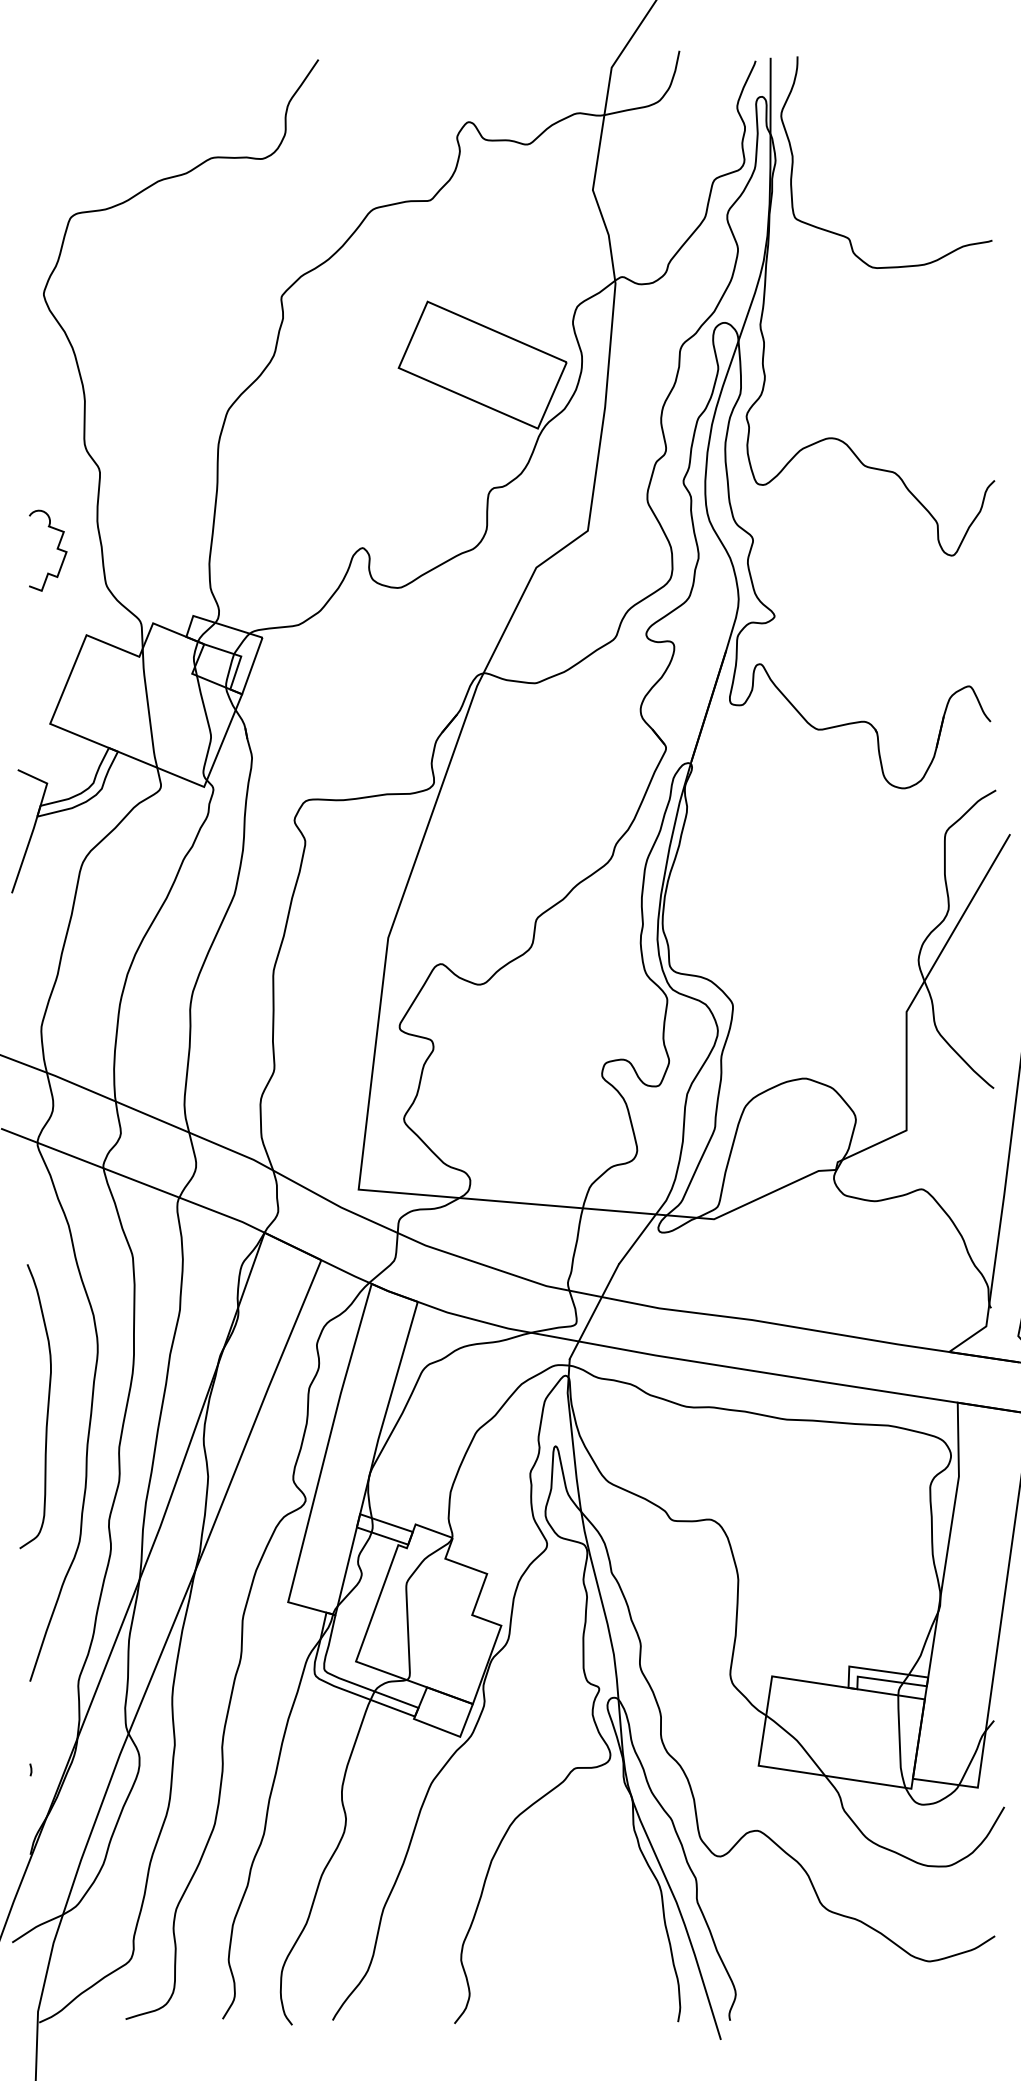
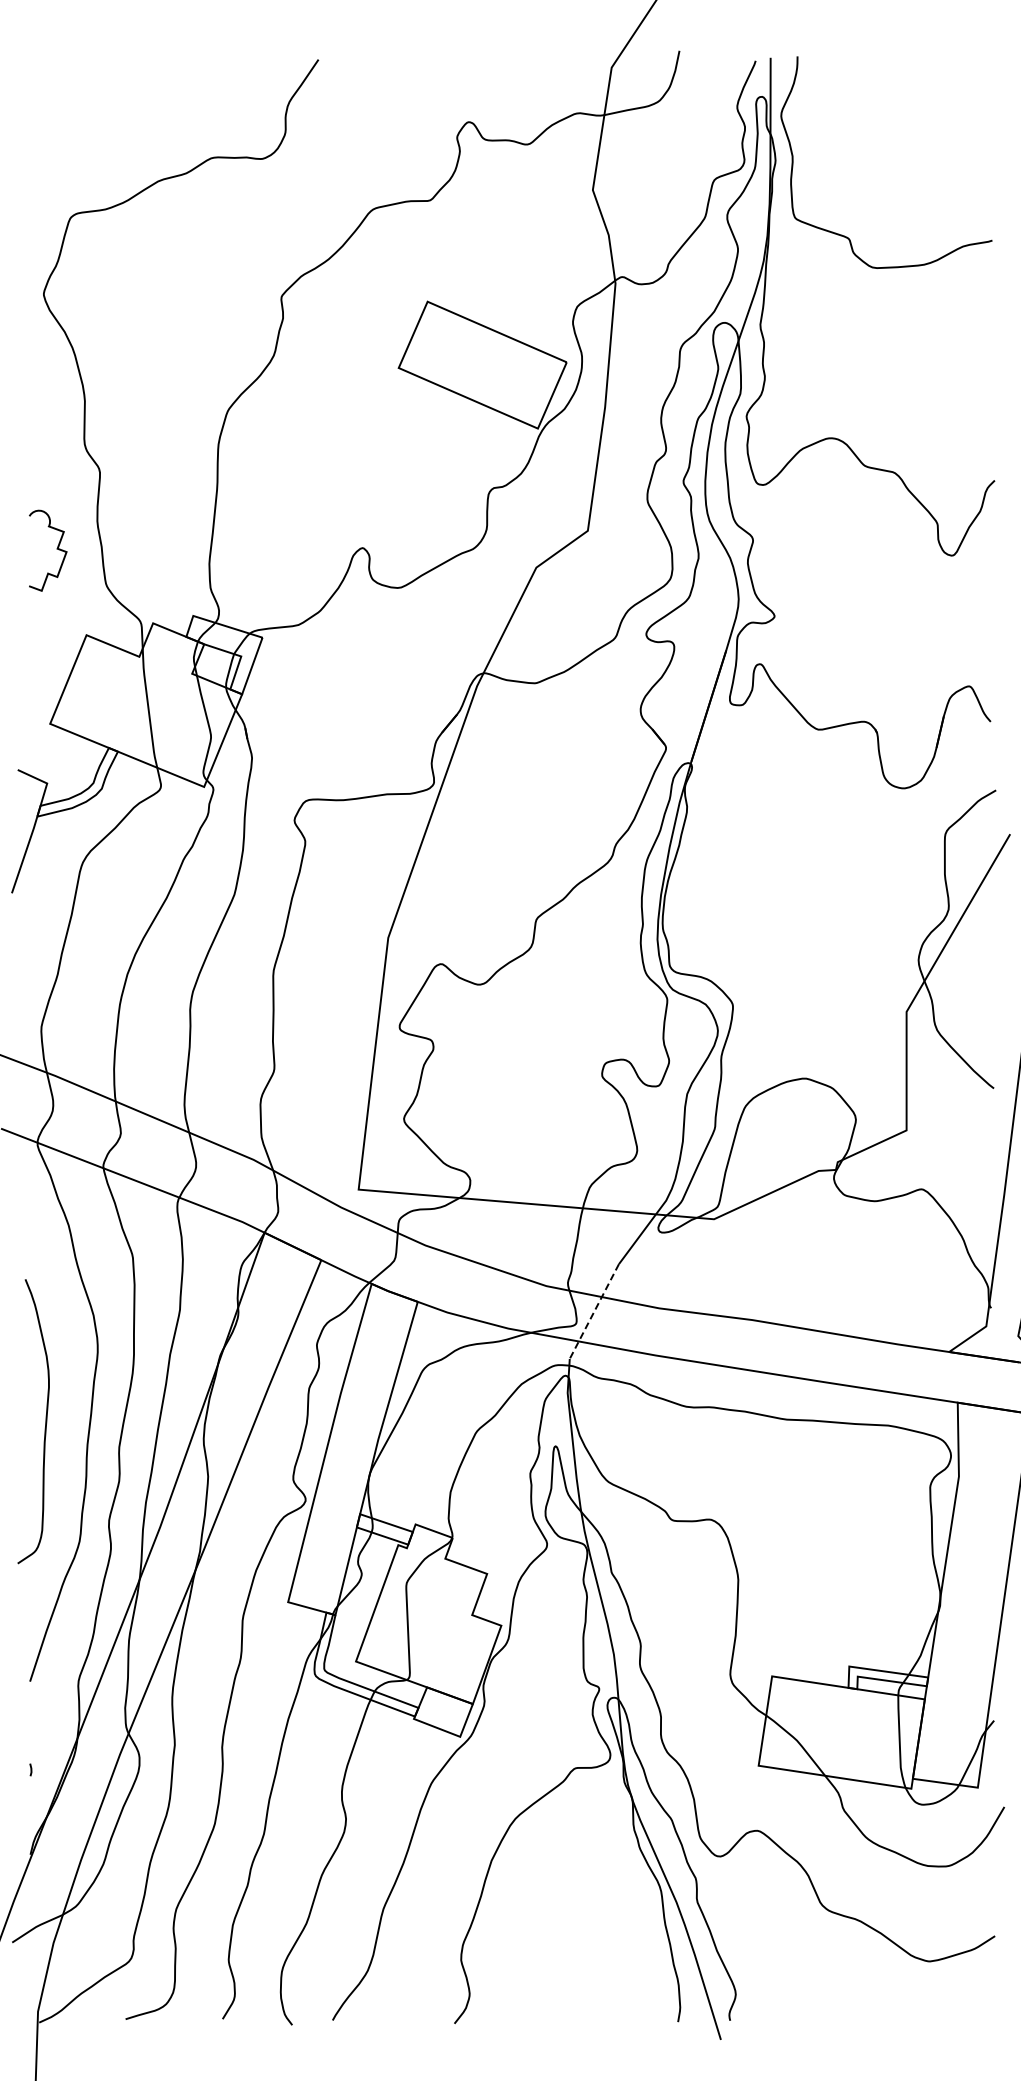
line: solid -> dashed (594, 1312)
curve position: (47, 1406) -> (45, 1421) (45, 1421)
